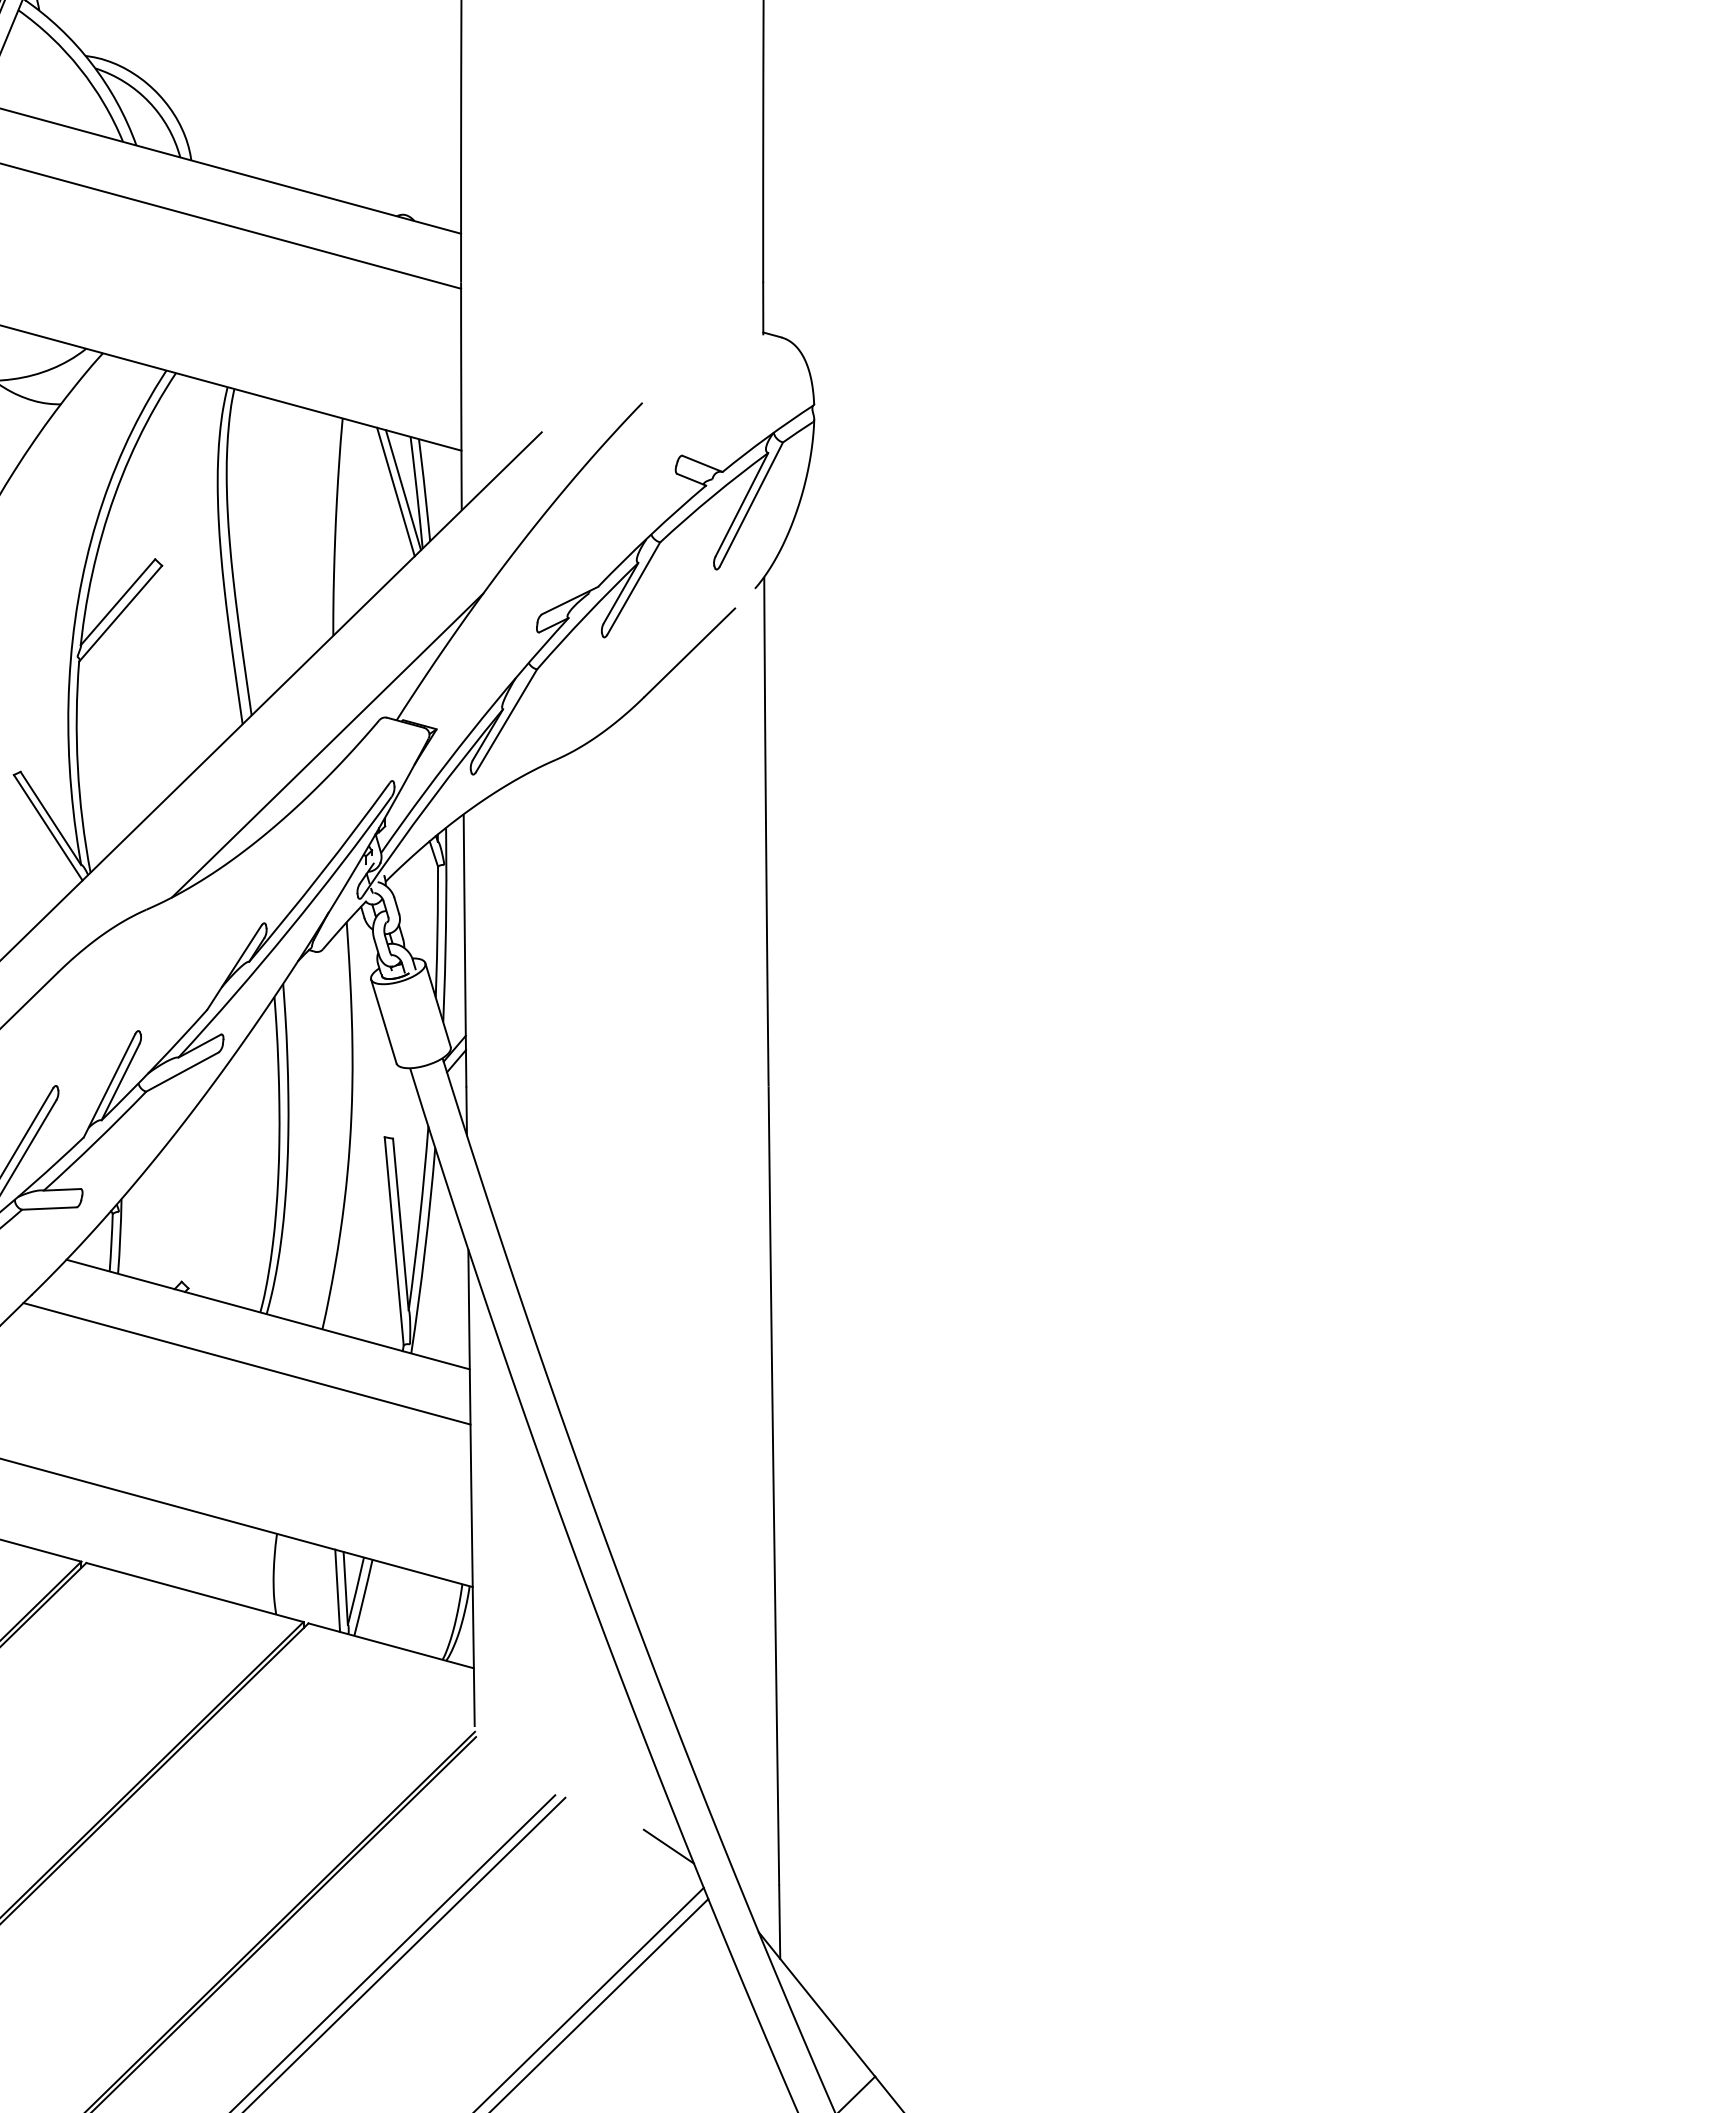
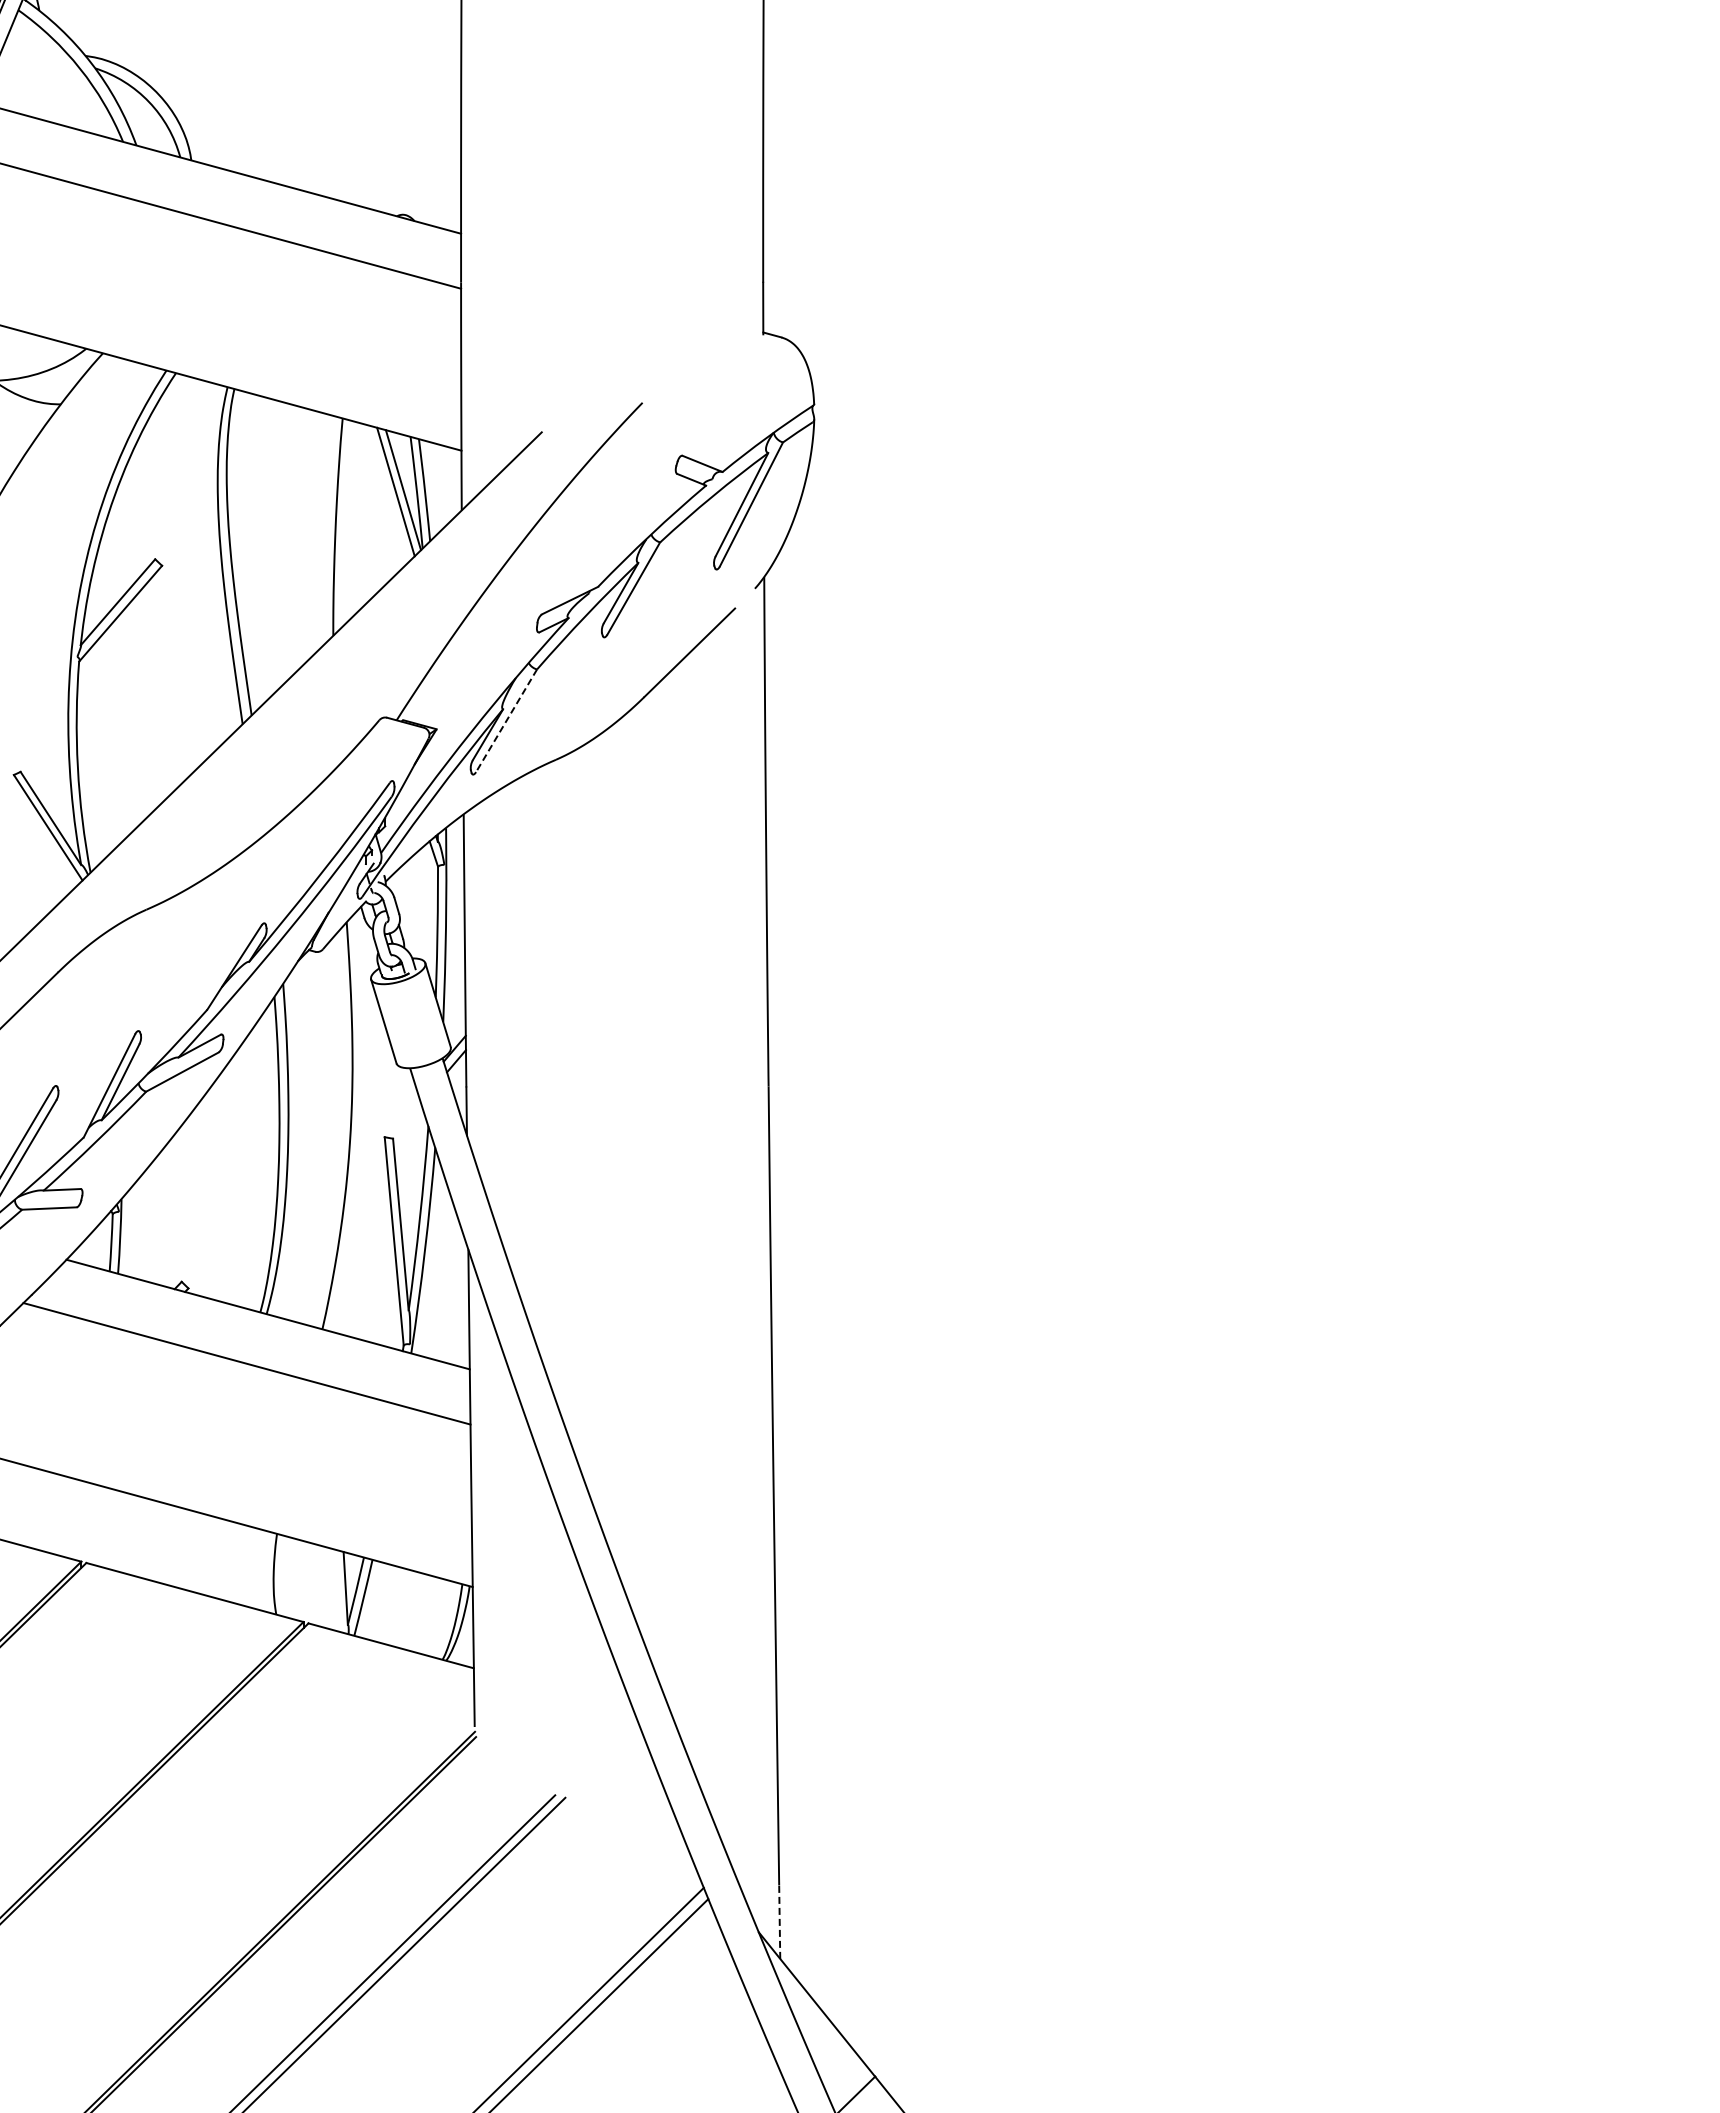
line: solid -> dashed (506, 720)
line: present -> none (327, 745)
line: present -> none (337, 1590)
line: present -> none (668, 1846)
line: solid -> dashed (779, 1922)
